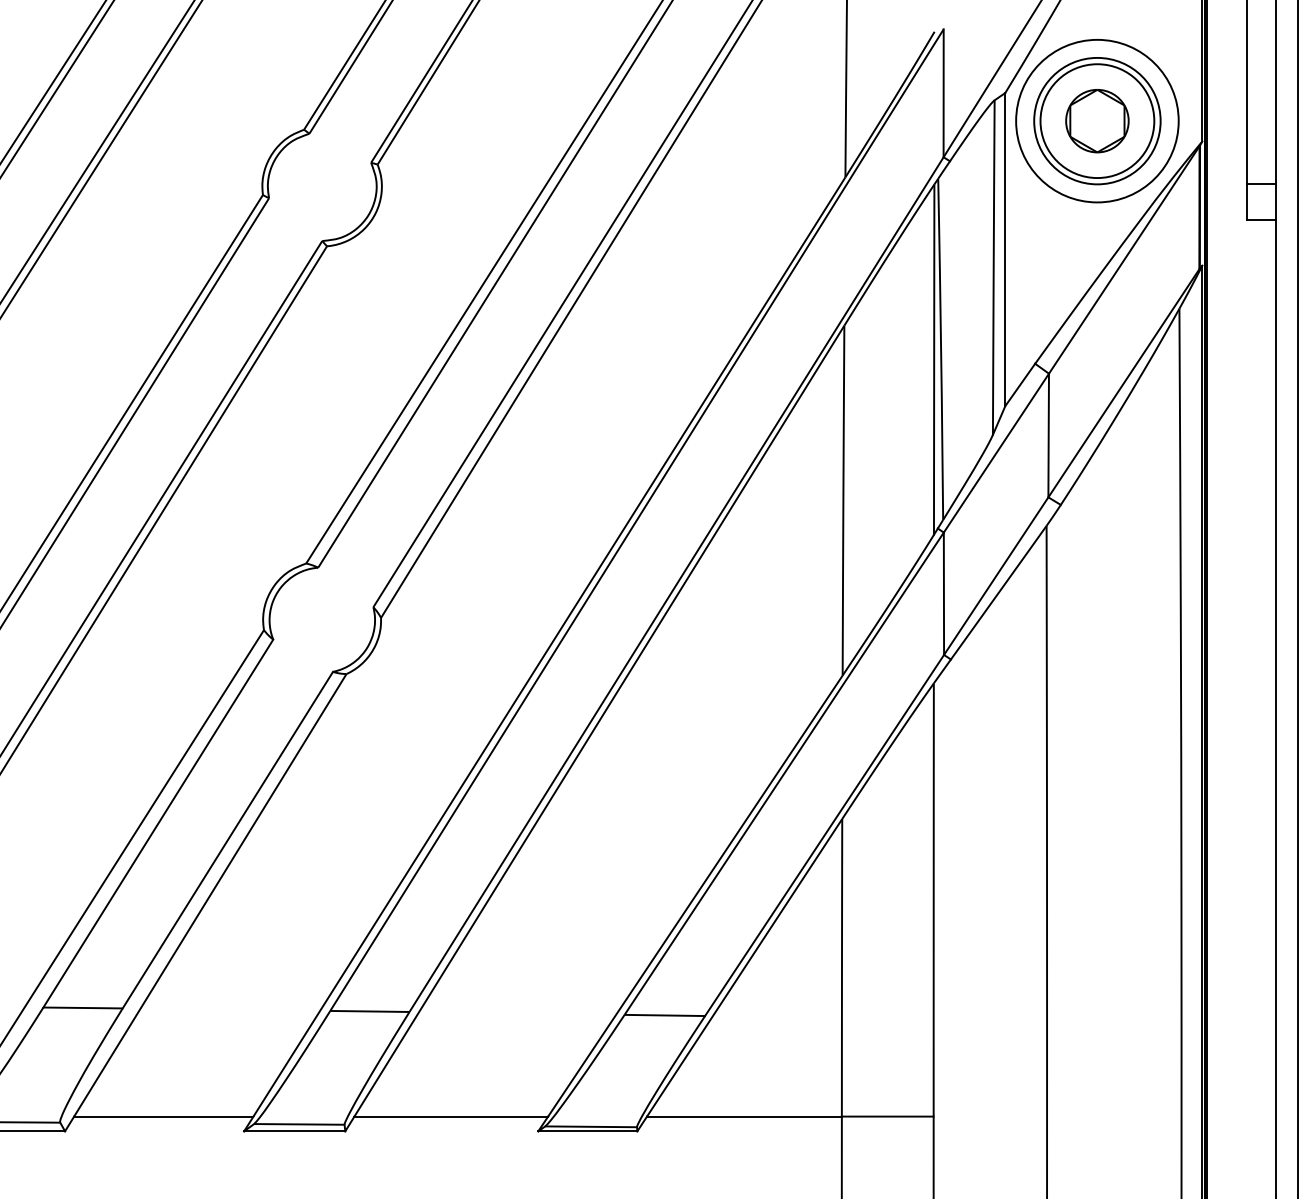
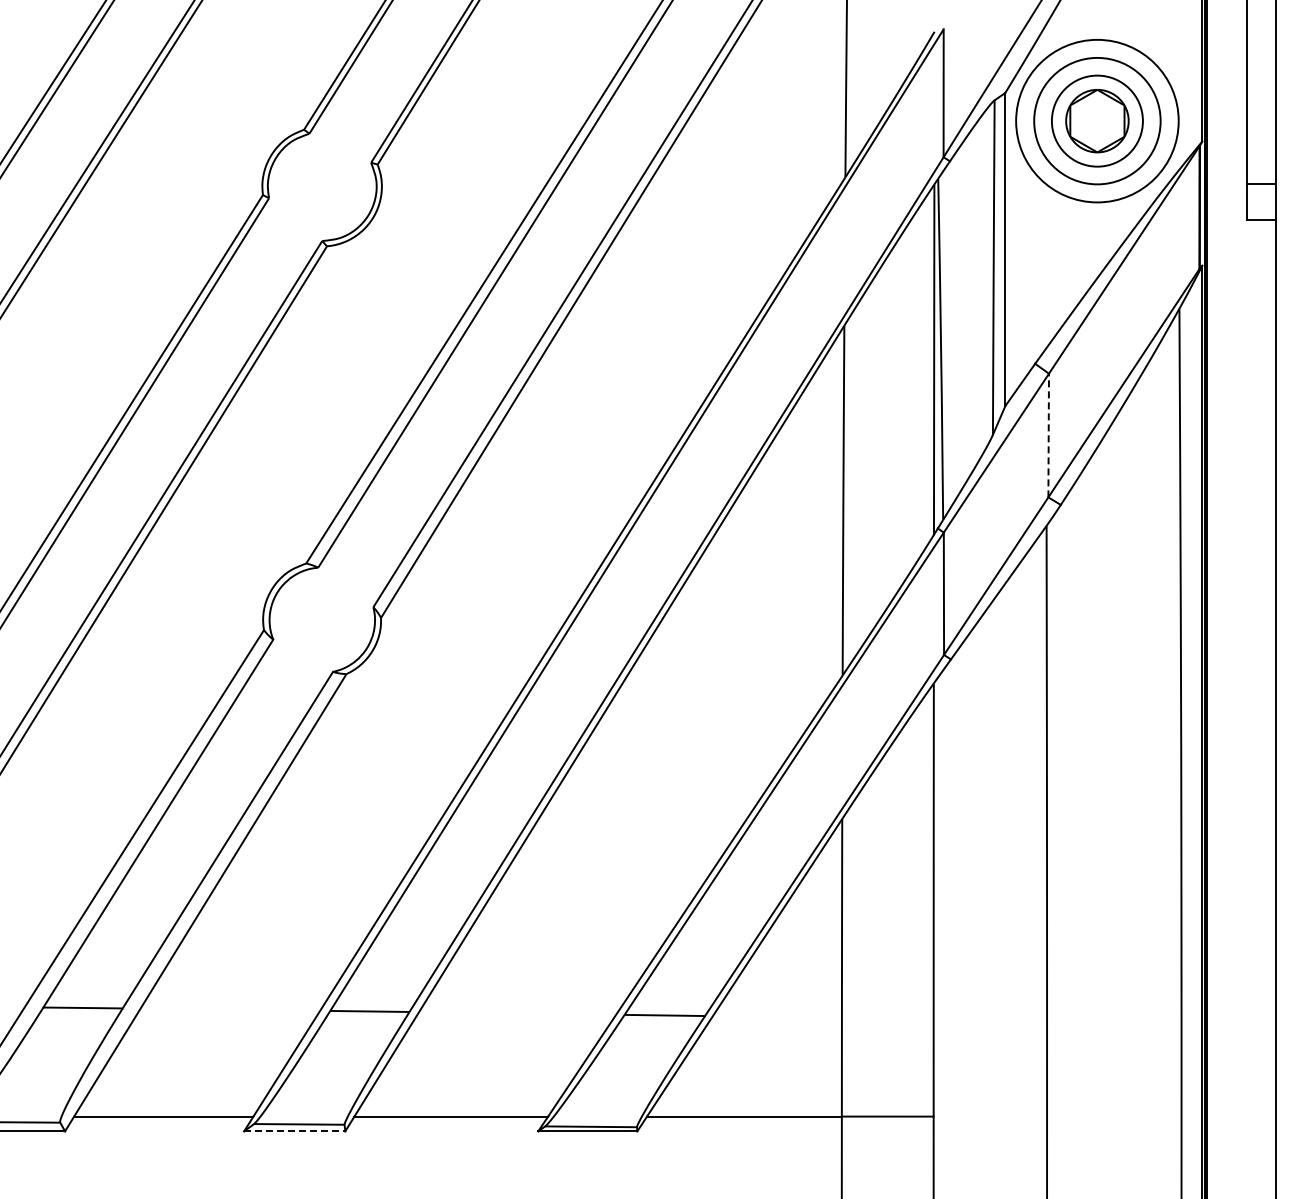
circle diameter: 114 px -> 91 px (1096, 120)
line: solid -> dashed (1048, 435)
line: present -> none (1297, 598)
line: solid -> dashed (294, 1131)
